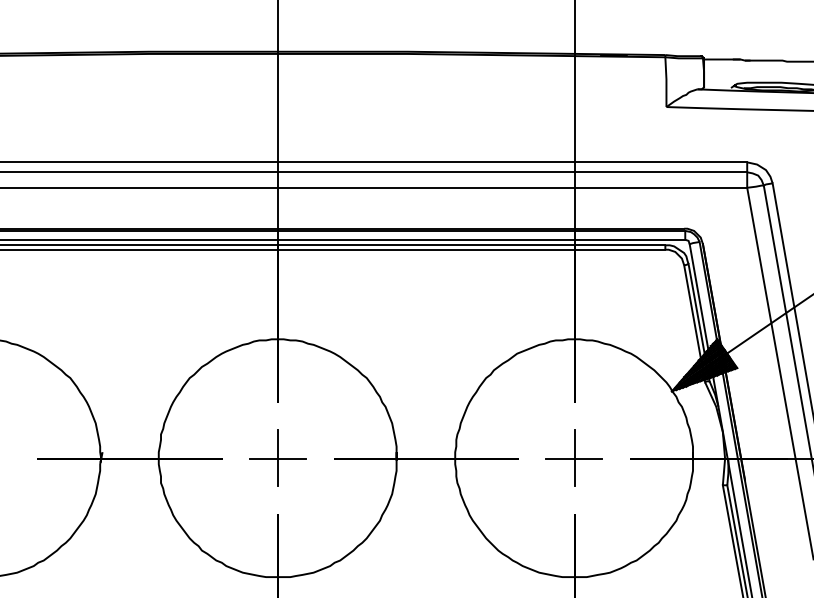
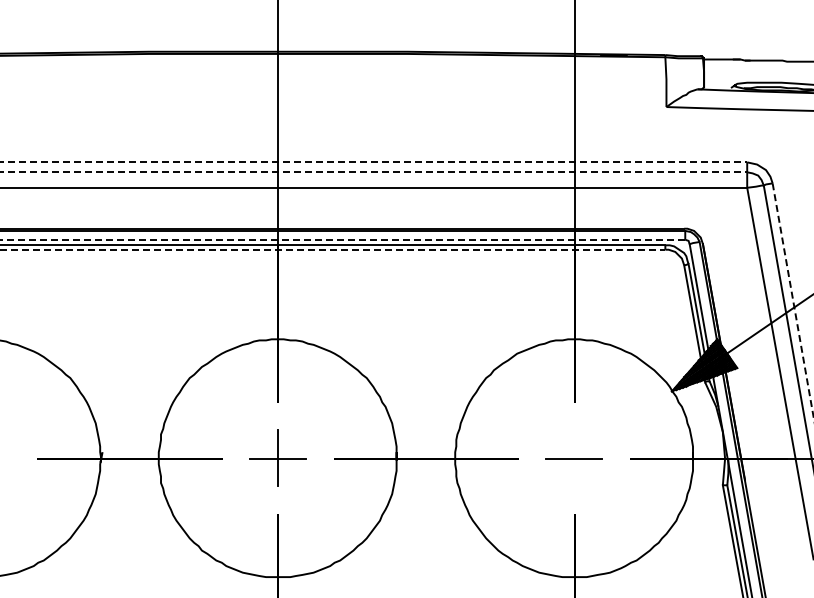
line: solid -> dashed (374, 162)
line: solid -> dashed (374, 172)
line: solid -> dashed (342, 239)
line: solid -> dashed (333, 249)
line: solid -> dashed (793, 301)
line: present -> none (574, 458)
